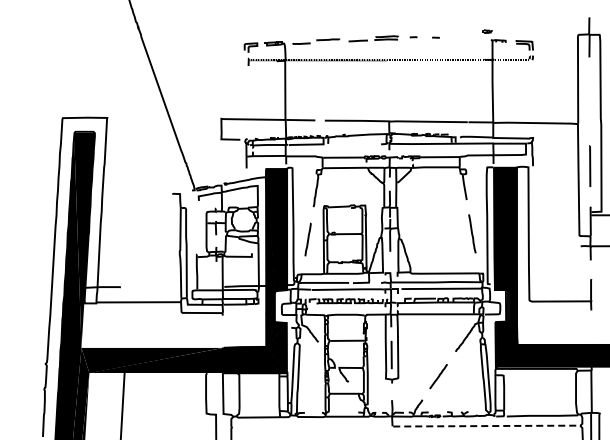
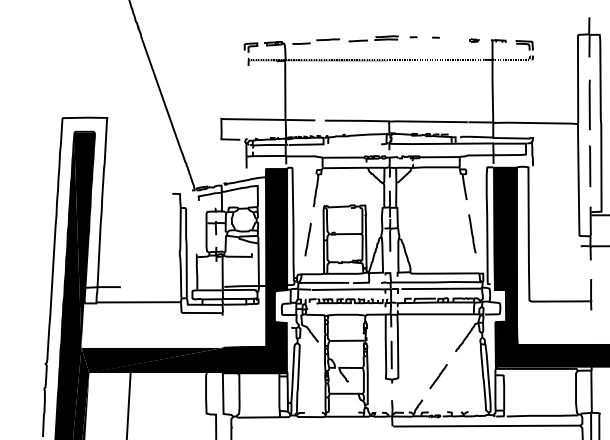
part position: (487, 31) -> (474, 40) (474, 40)
line: none -> present (589, 104)
line position: (122, 404) -> (128, 404) (128, 404)
line: dashed -> solid (487, 426)
